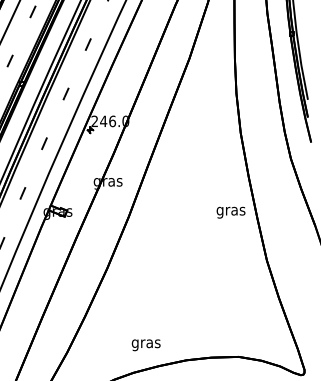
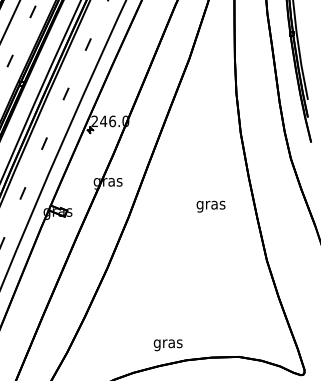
text position: (230, 212) -> (210, 206) (210, 206)
text position: (145, 345) -> (167, 345) (167, 345)
